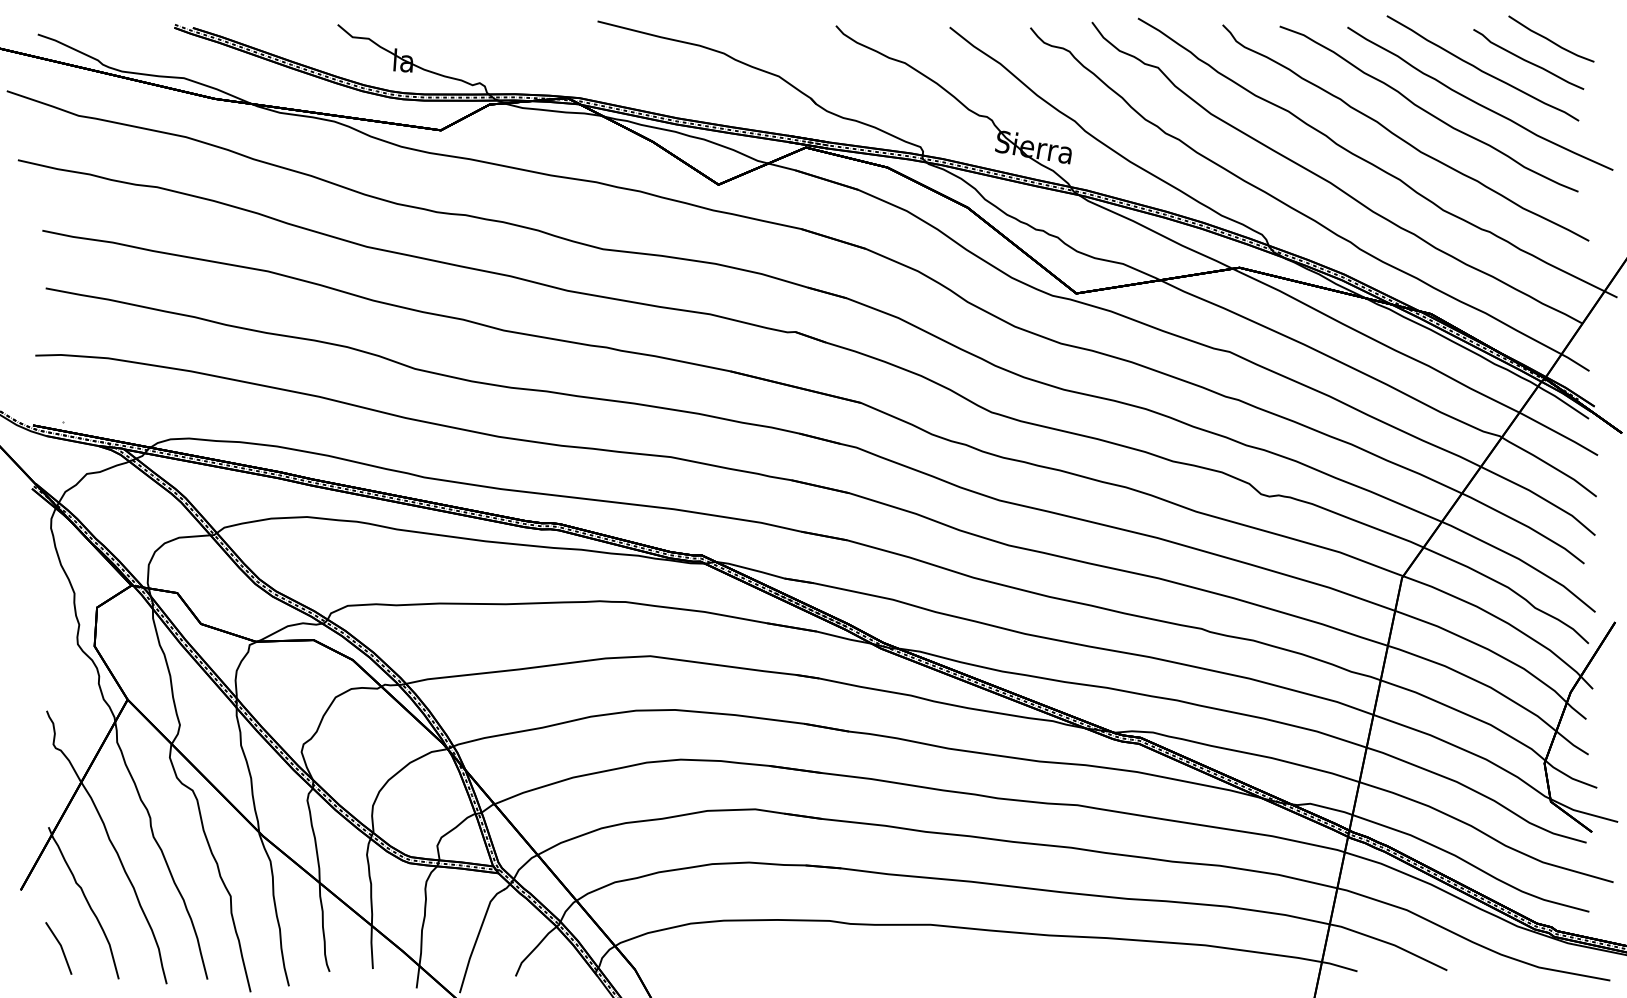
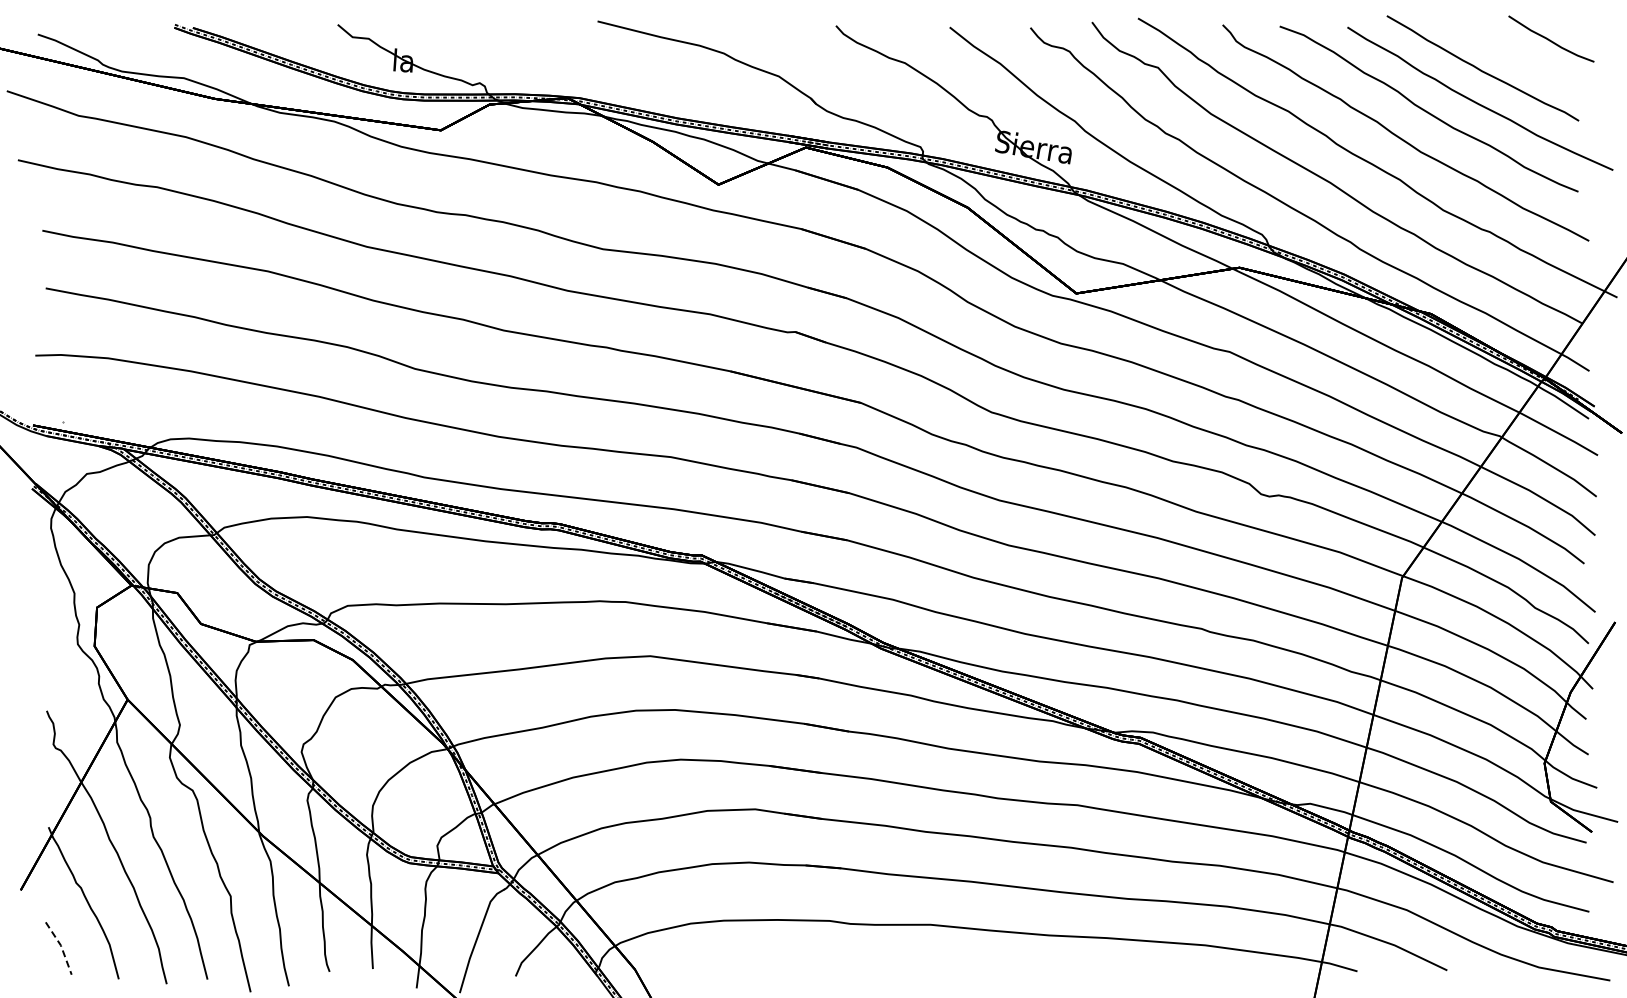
curve: present -> none (1527, 60)
line: solid -> dashed (61, 947)
